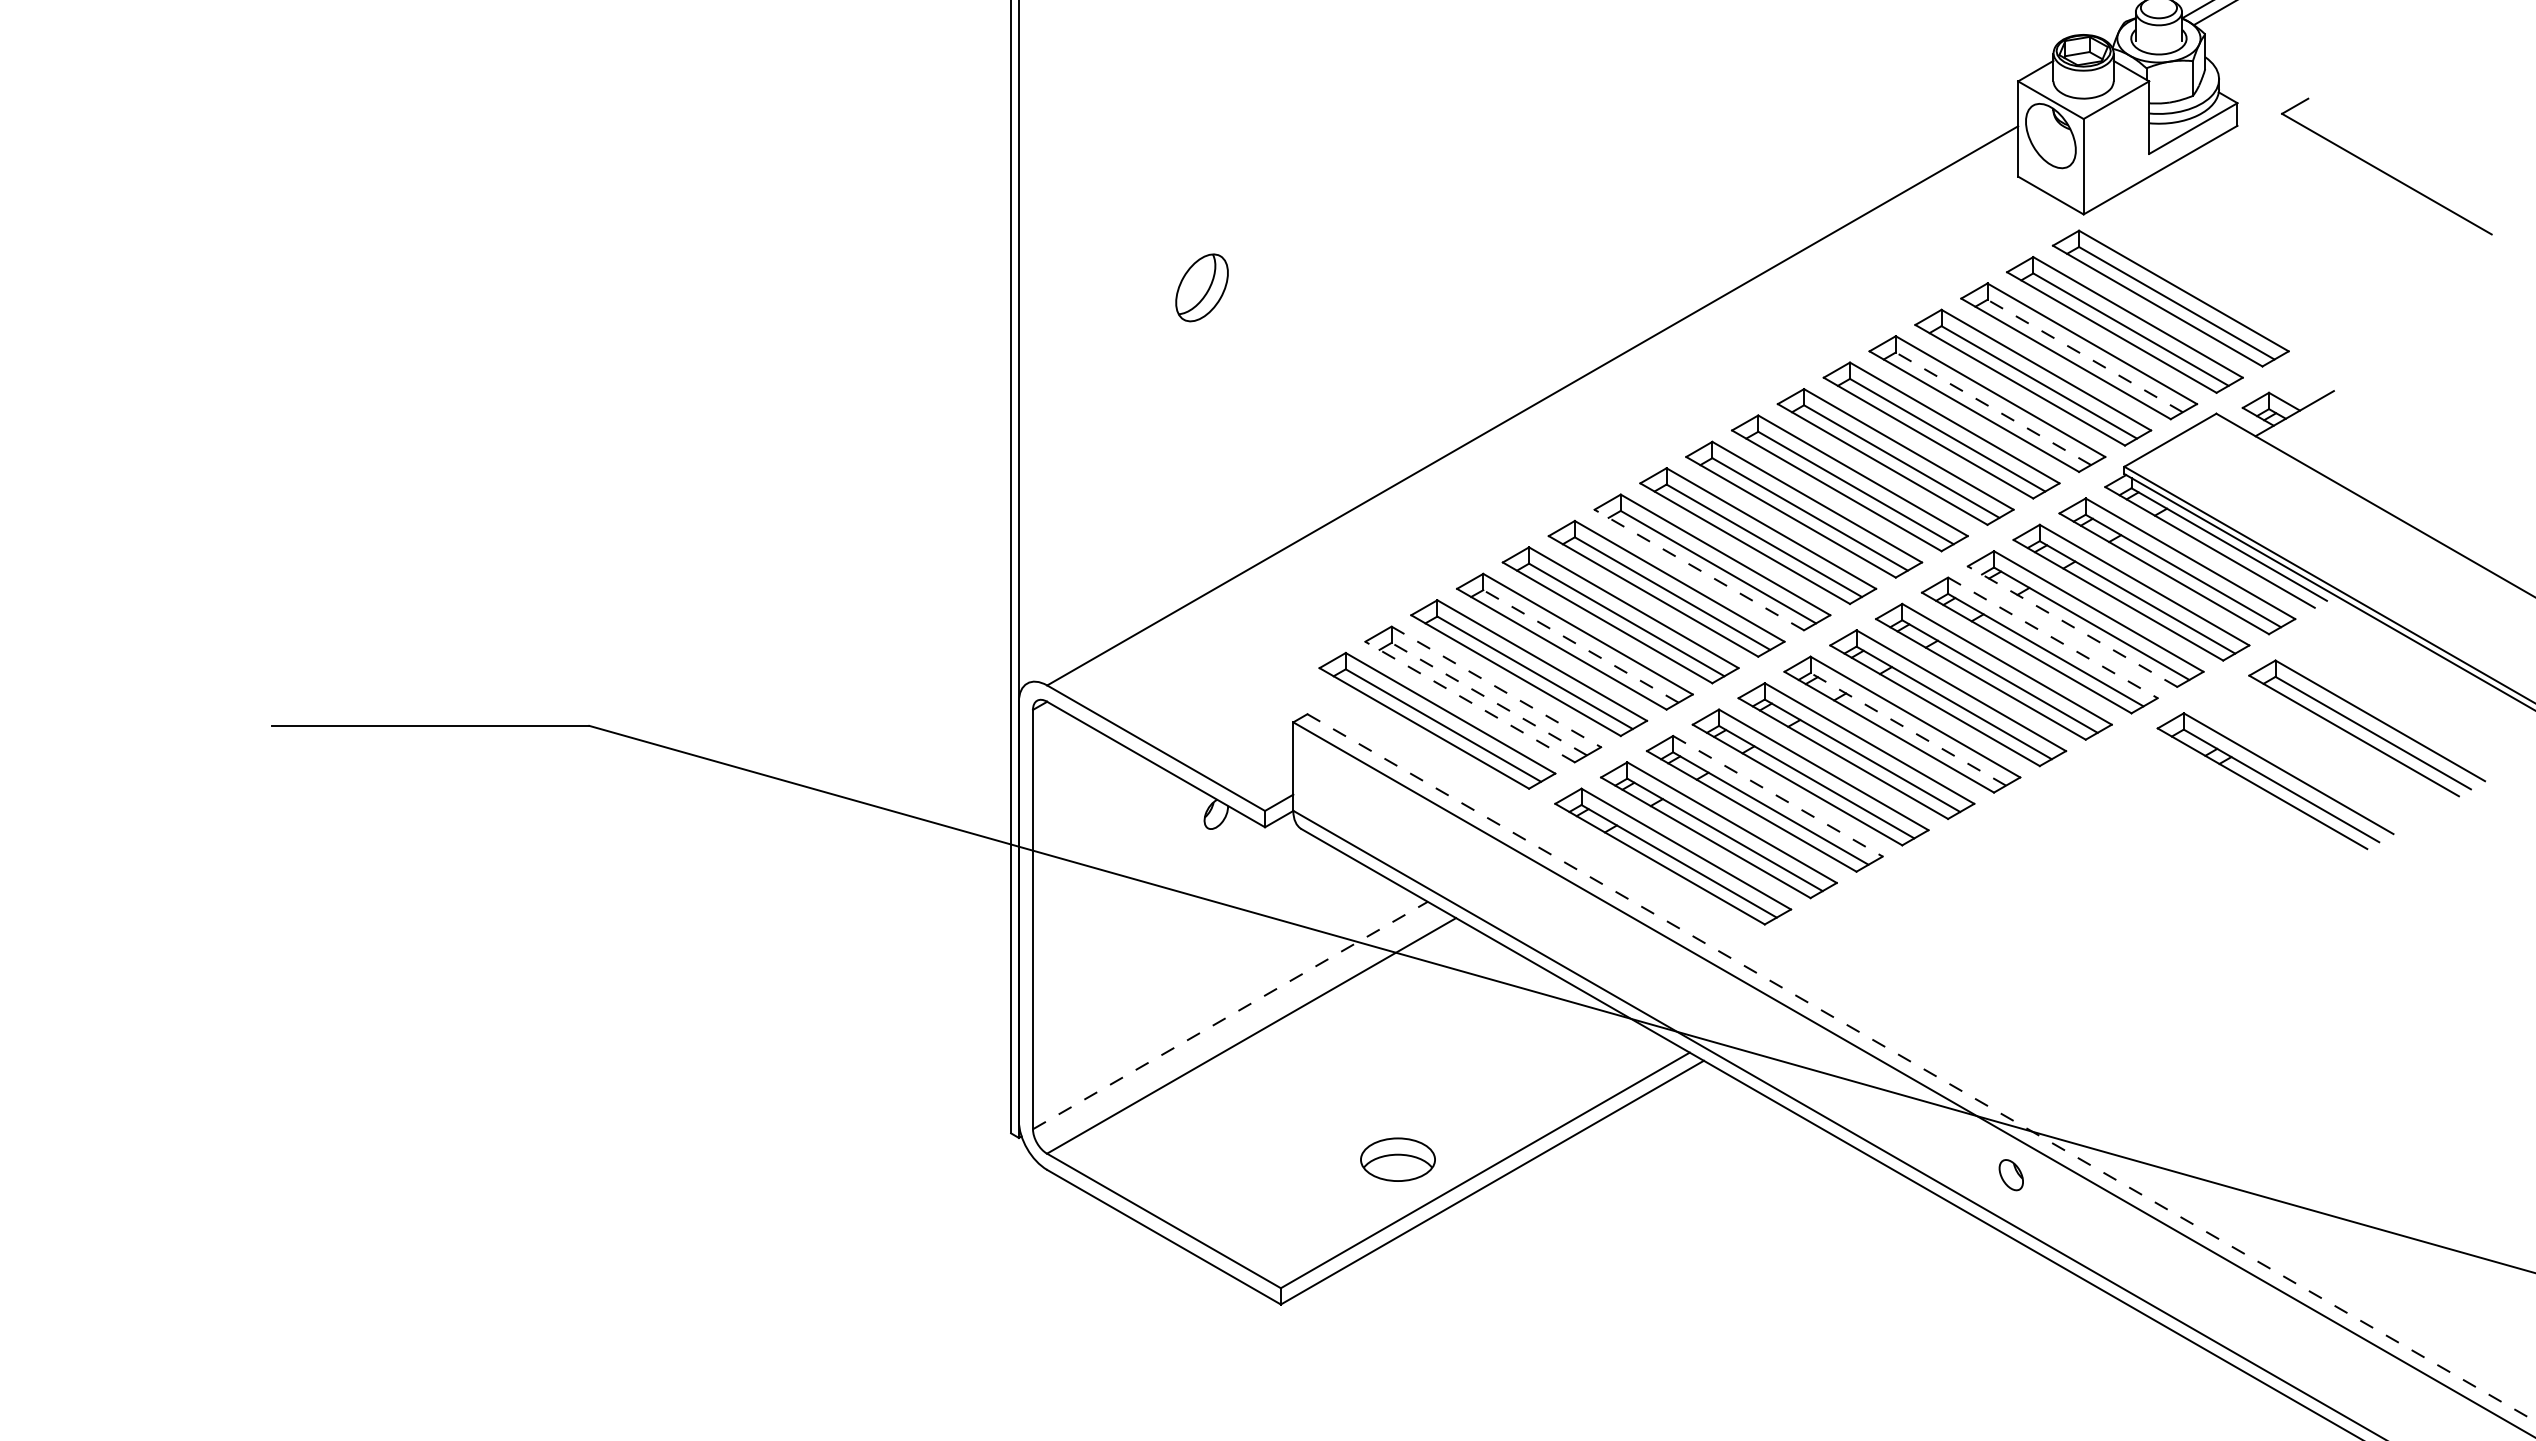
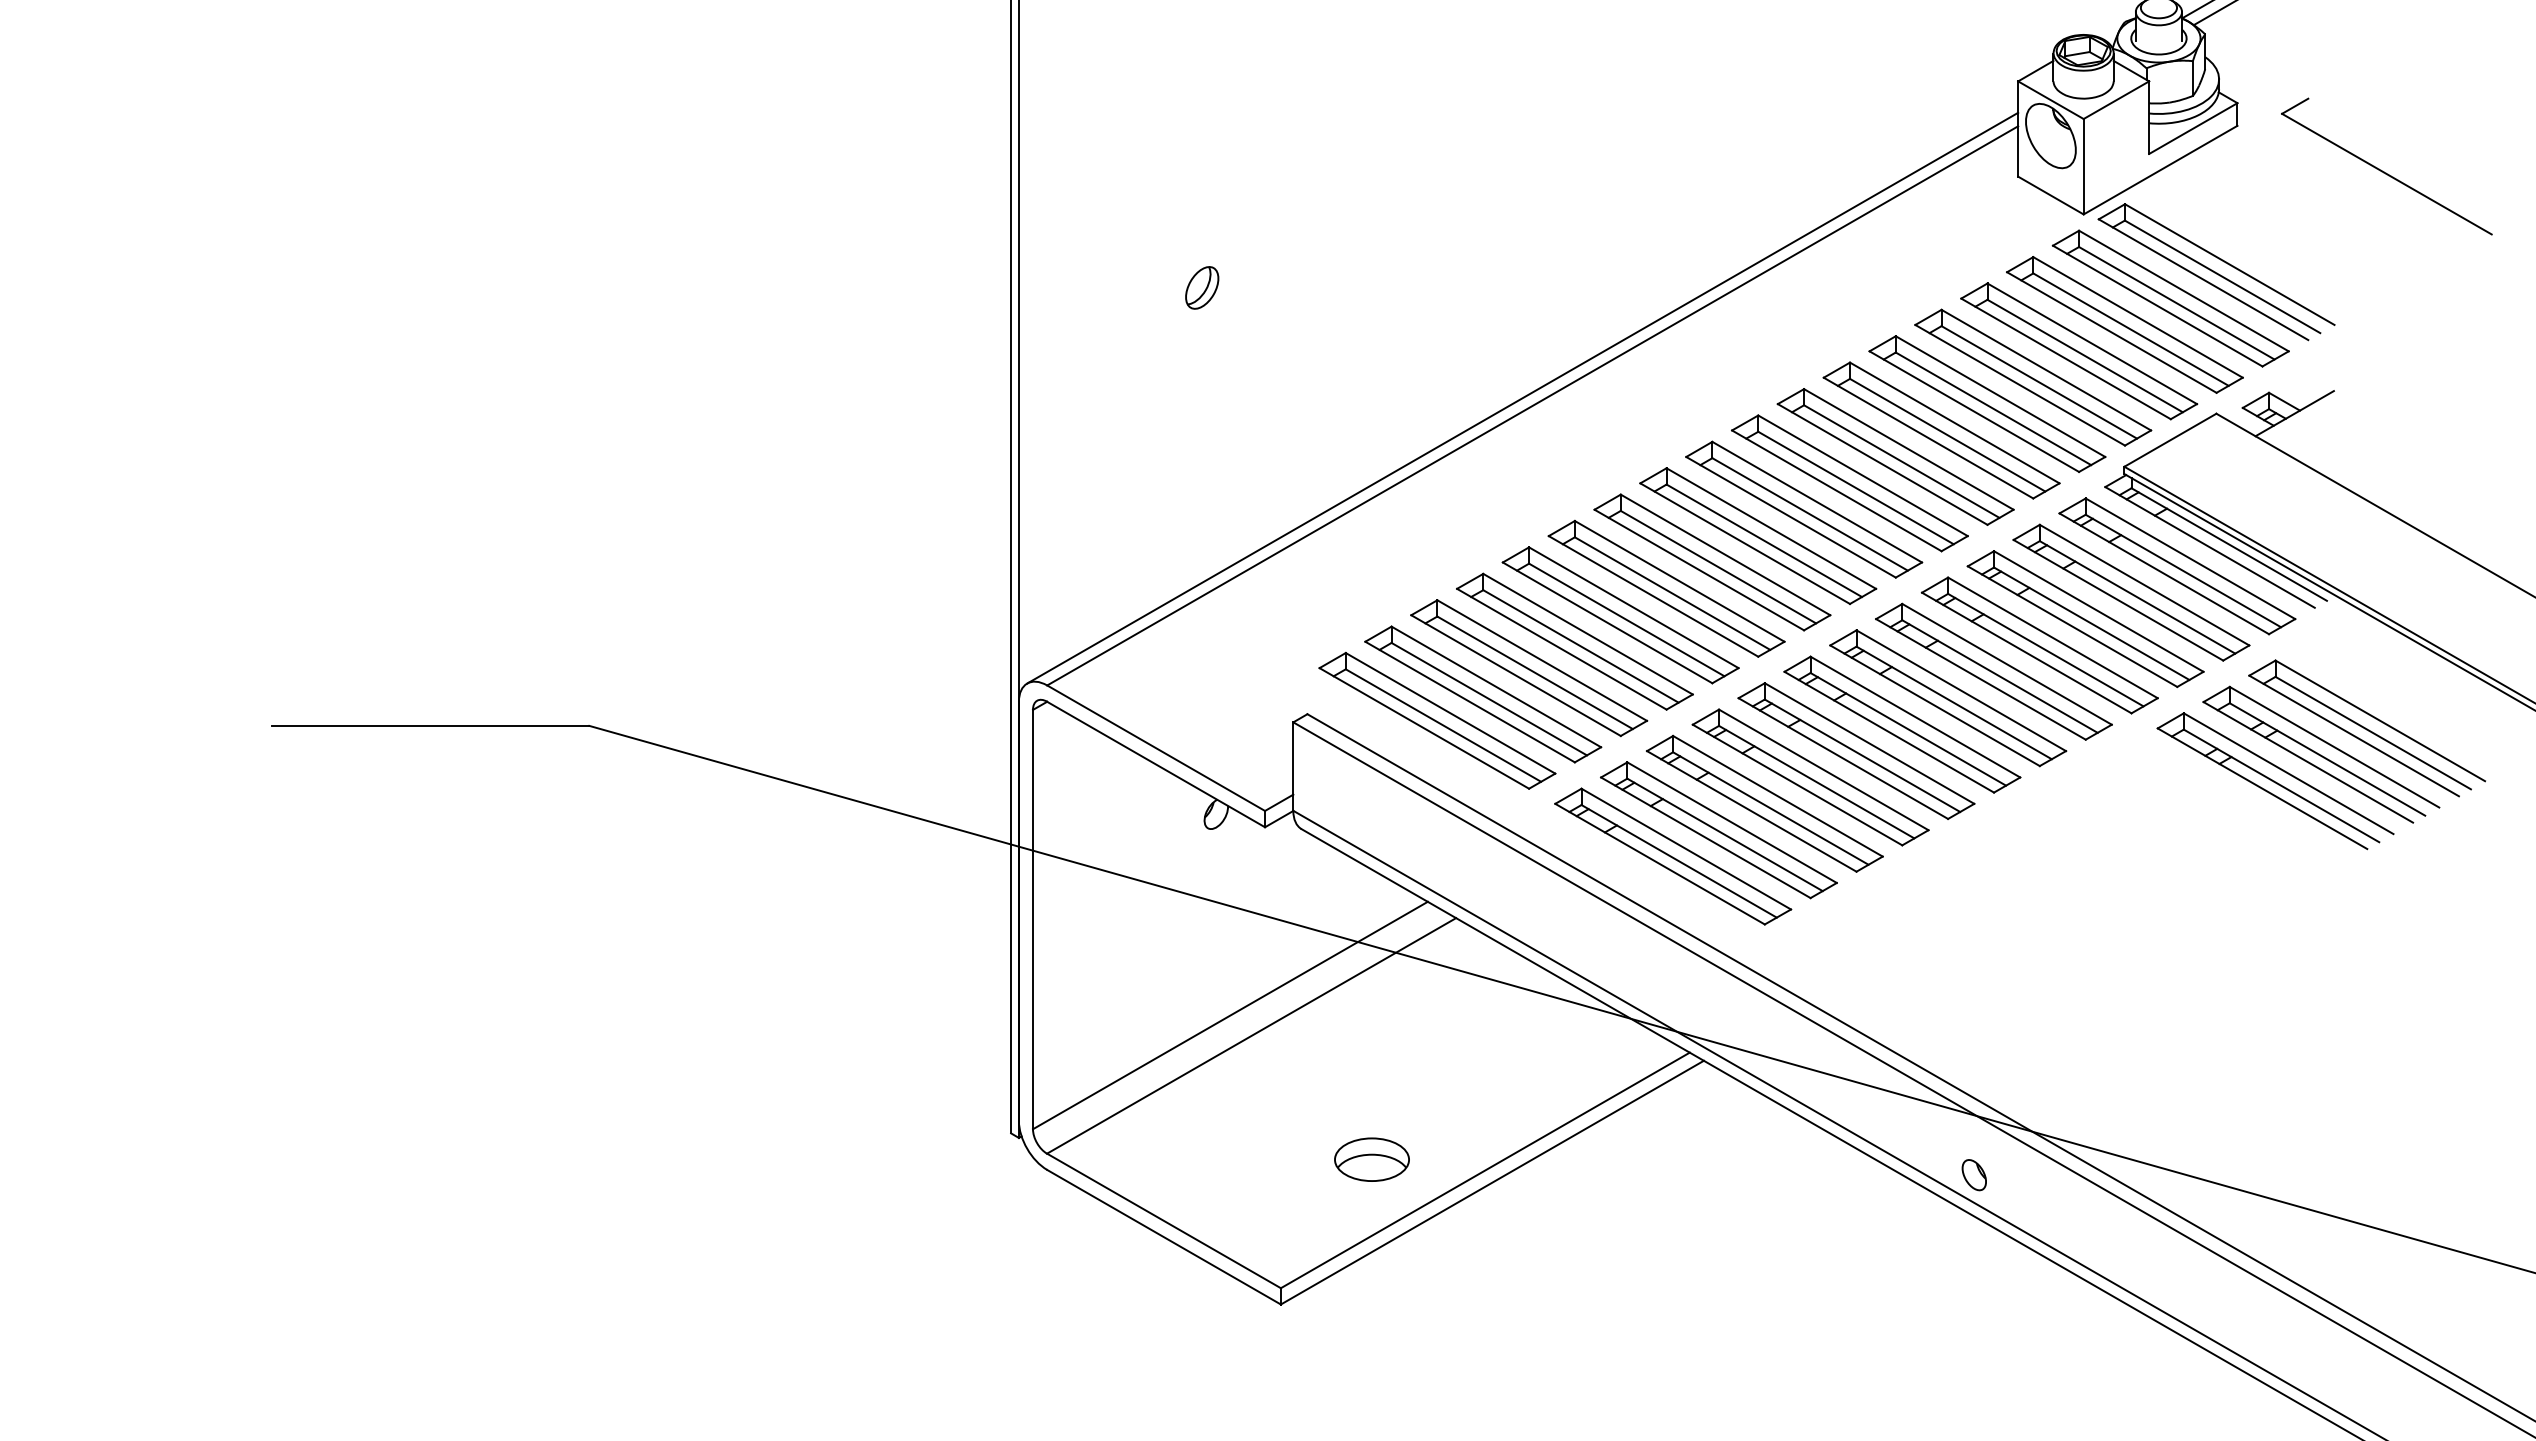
part: none -> present (2216, 272)
part size: 54x70 px -> 35x44 px (1202, 287)
line: dashed -> solid (2085, 356)
line: none -> present (1522, 397)
line: dashed -> solid (1993, 408)
line: dashed -> solid (1699, 570)
line: dashed -> solid (2072, 626)
line: dashed -> solid (2052, 637)
line: dashed -> solid (1580, 646)
line: dashed -> solid (1496, 686)
line: dashed -> solid (1489, 699)
line: dashed -> solid (1470, 702)
line: dashed -> solid (1908, 729)
part: none -> present (2321, 754)
line: dashed -> solid (1777, 796)
line: dashed -> solid (1230, 1015)
line: dashed -> solid (1921, 1067)
part position: (1397, 1159) -> (1371, 1159) (1371, 1159)
part position: (2010, 1175) -> (1973, 1175) (1973, 1175)
